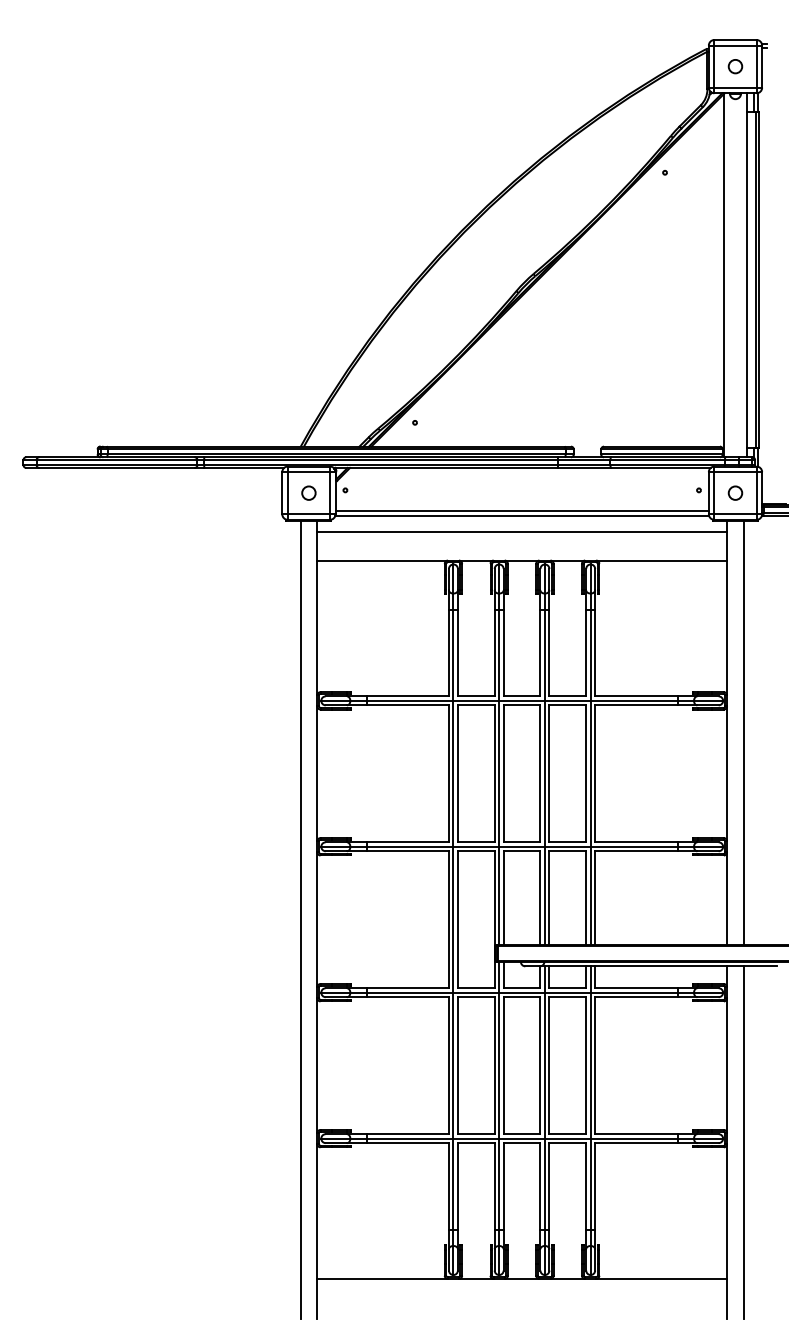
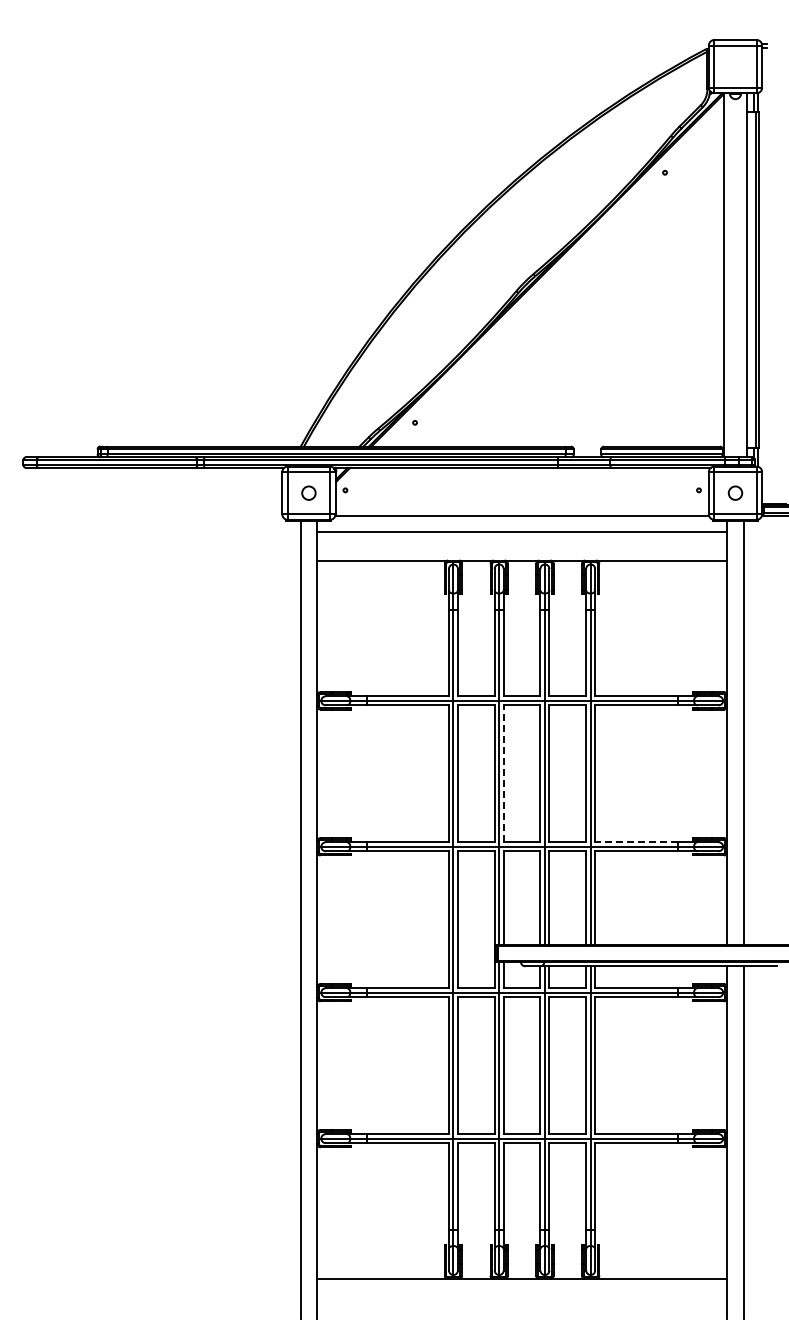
circle: present -> none (735, 66)
line: present -> none (521, 511)
line: solid -> dashed (503, 773)
line: solid -> dashed (635, 842)
